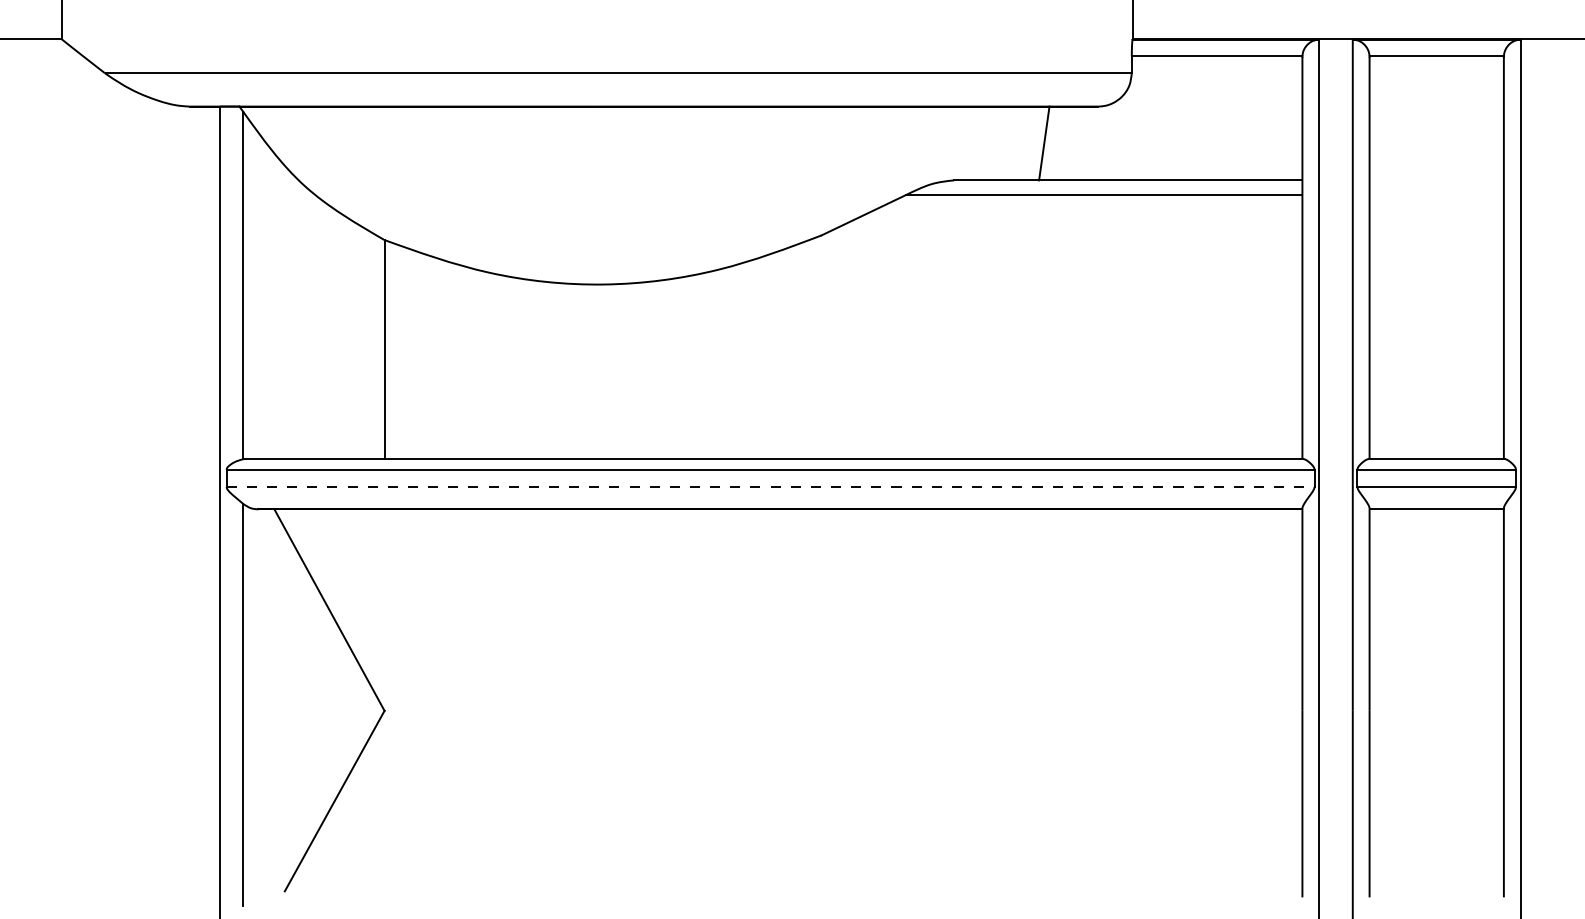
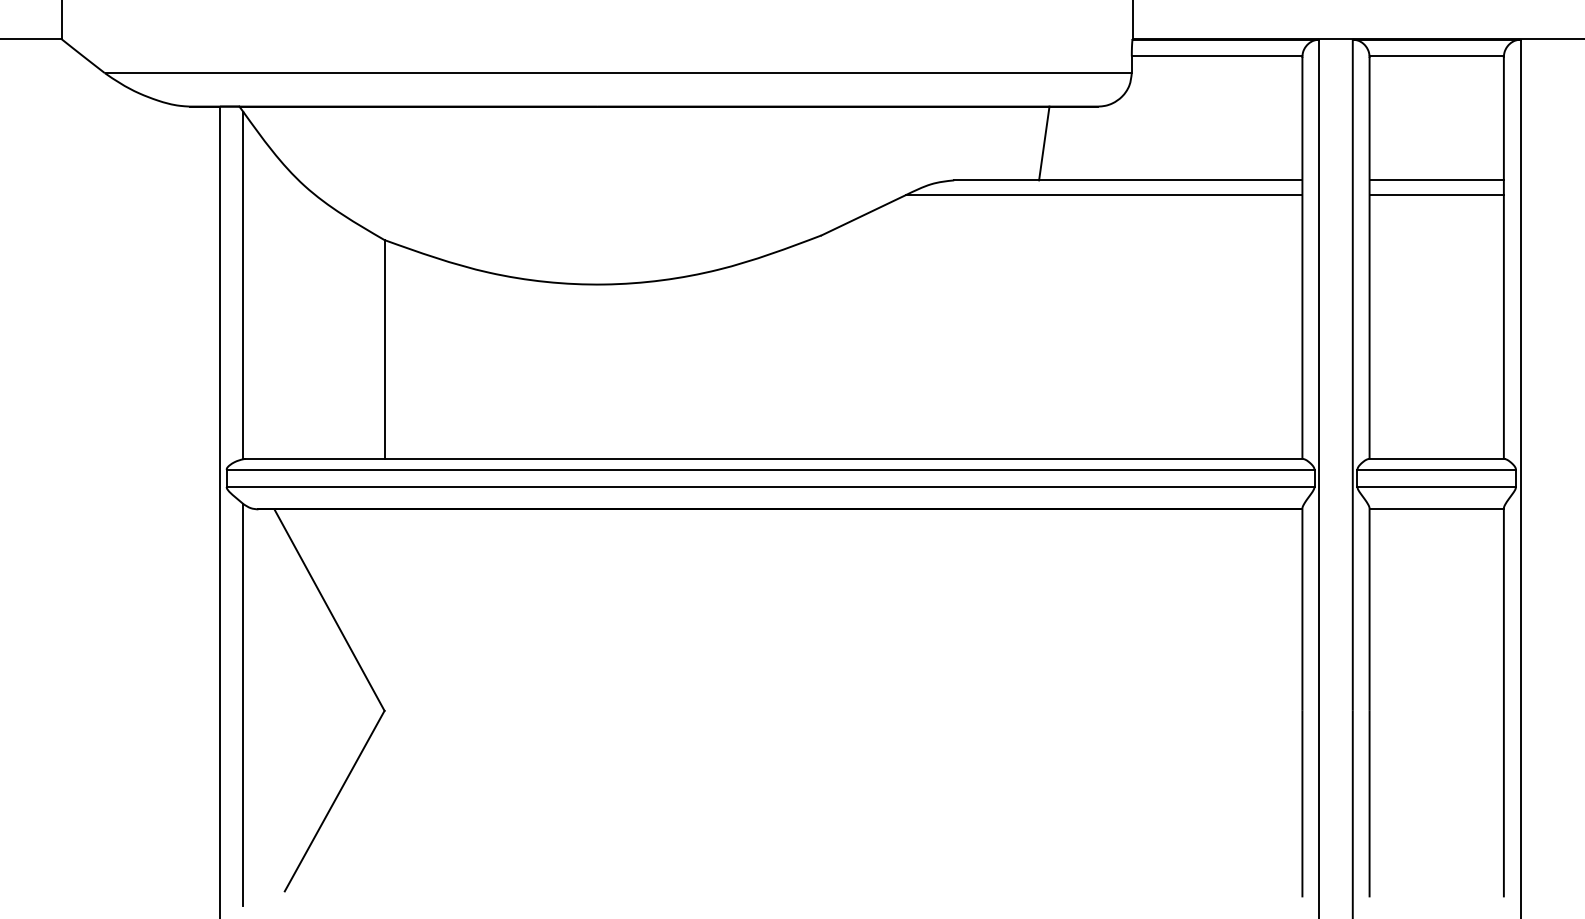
line: none -> present (1436, 180)
line: none -> present (1436, 195)
line: dashed -> solid (770, 487)
